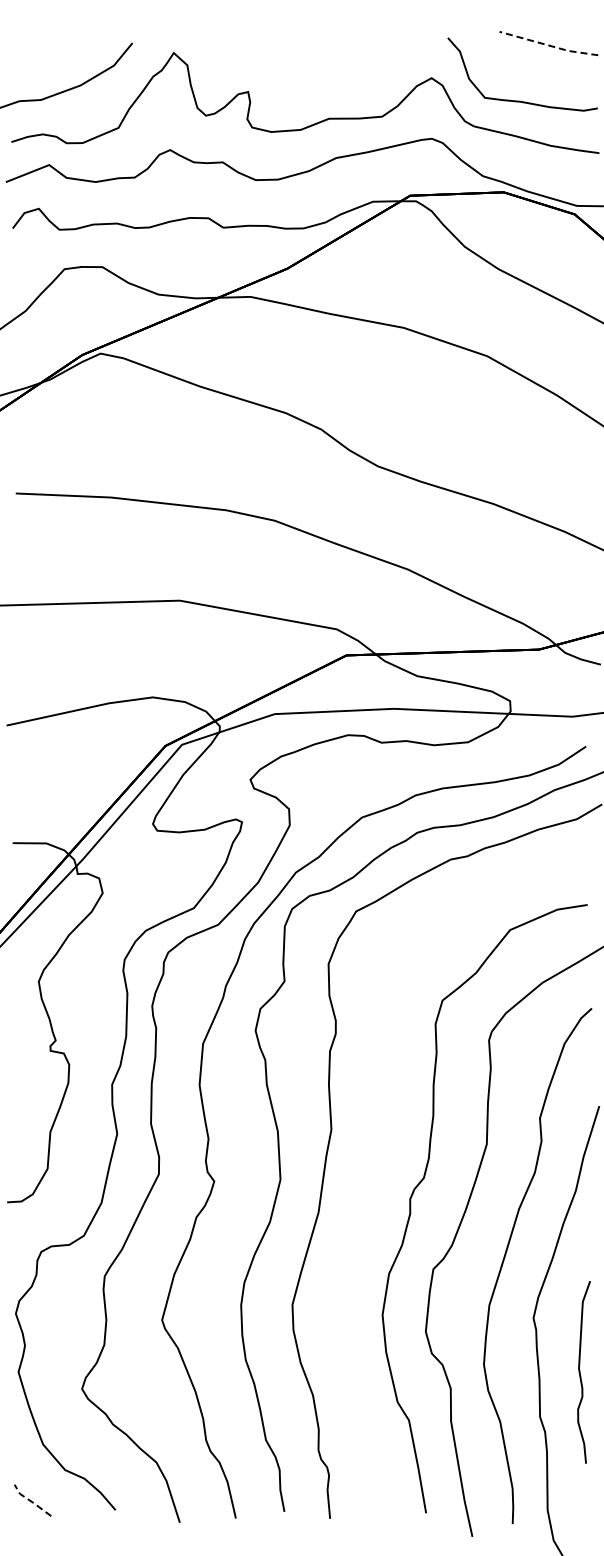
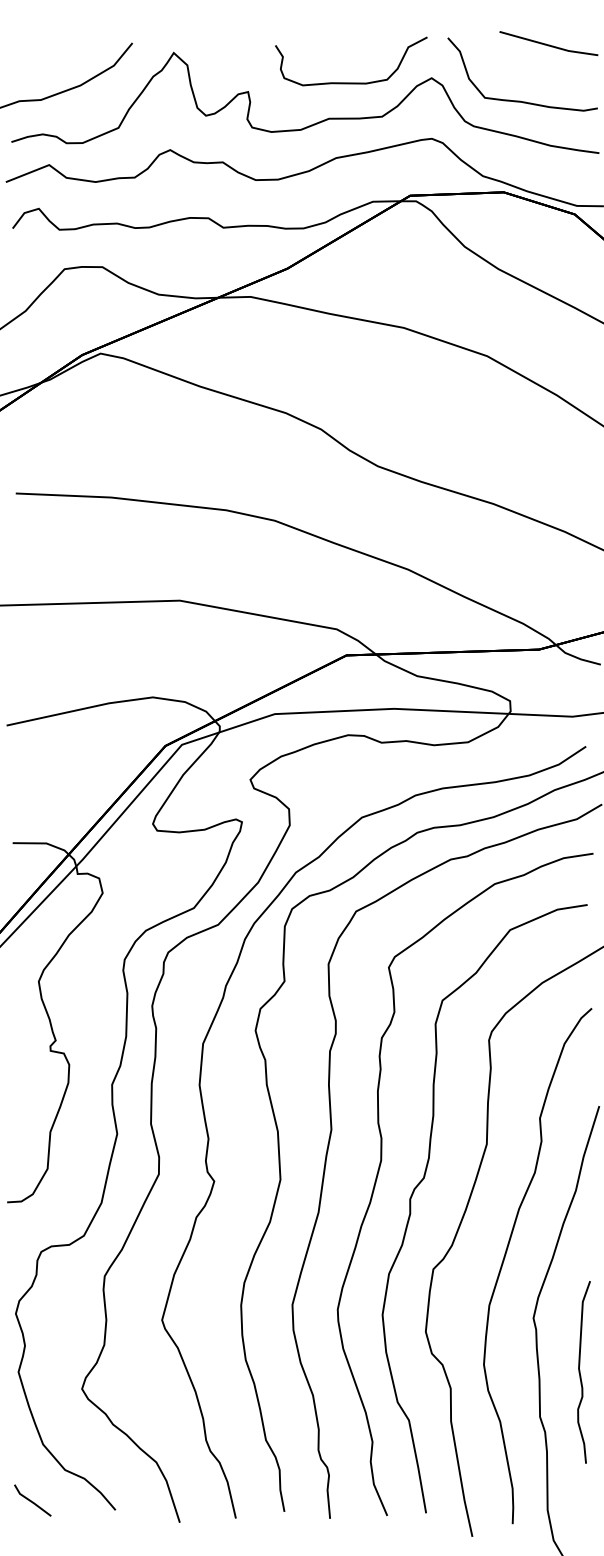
line: dashed -> solid (548, 45)
curve: none -> present (351, 82)
curve: none -> present (381, 1164)
line: dashed -> solid (31, 1501)
